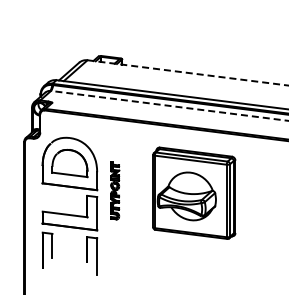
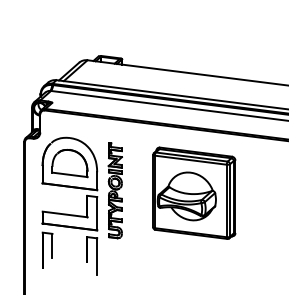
line: dashed -> solid (188, 73)
line: dashed -> solid (169, 105)
part size: 11x60 px -> 16x98 px (114, 190)
